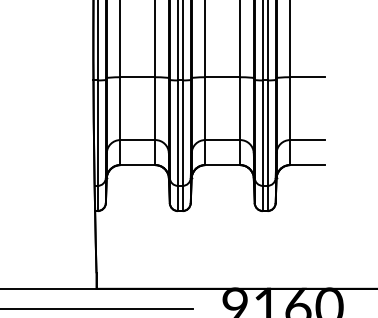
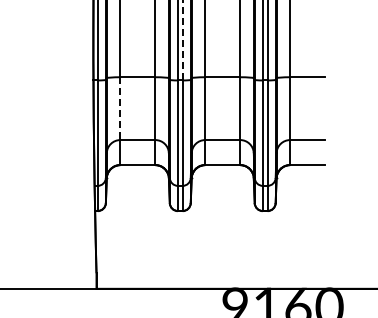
line: solid -> dashed (182, 40)
line: solid -> dashed (120, 109)
line: present -> none (97, 308)
